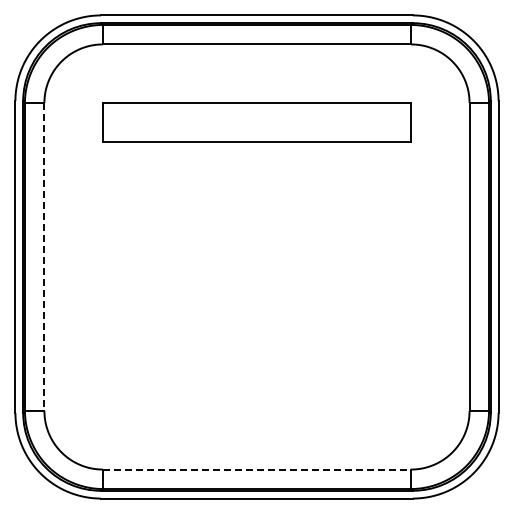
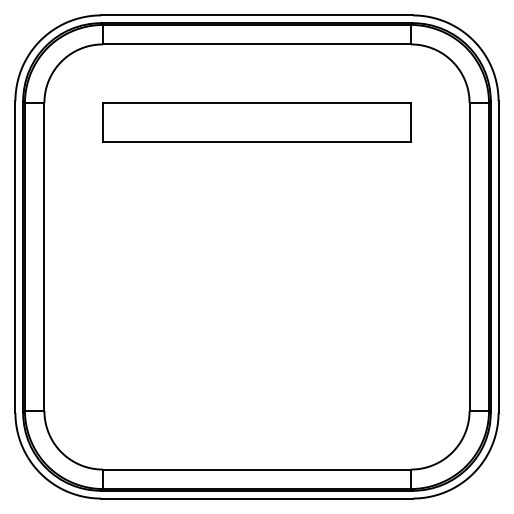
line: dashed -> solid (44, 257)
line: dashed -> solid (257, 469)
